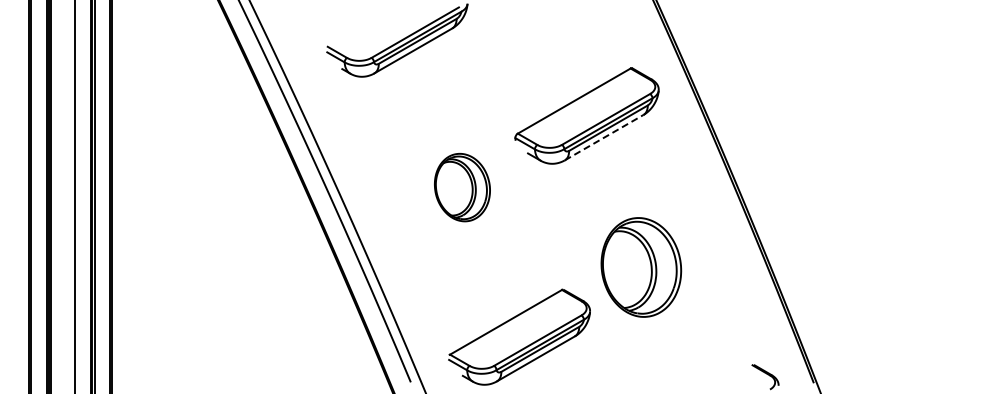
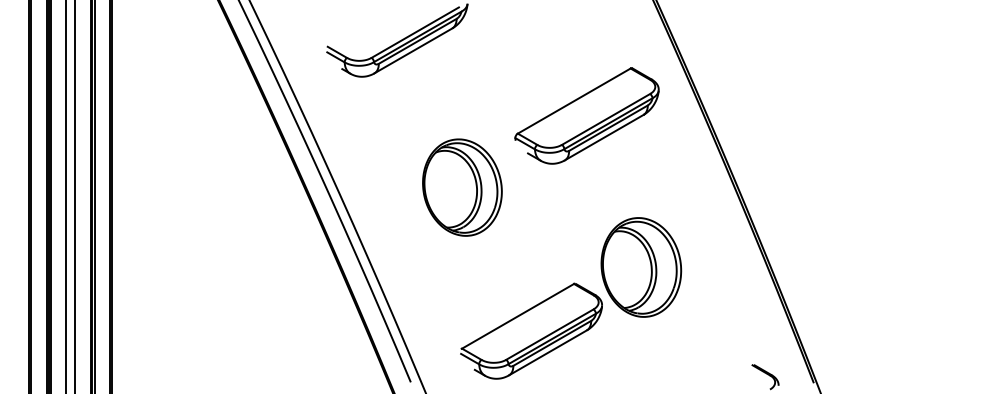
line: dashed -> solid (604, 137)
part size: 57x70 px -> 81x99 px (462, 187)
line: none -> present (65, 196)
part position: (519, 336) -> (531, 330) (531, 330)
